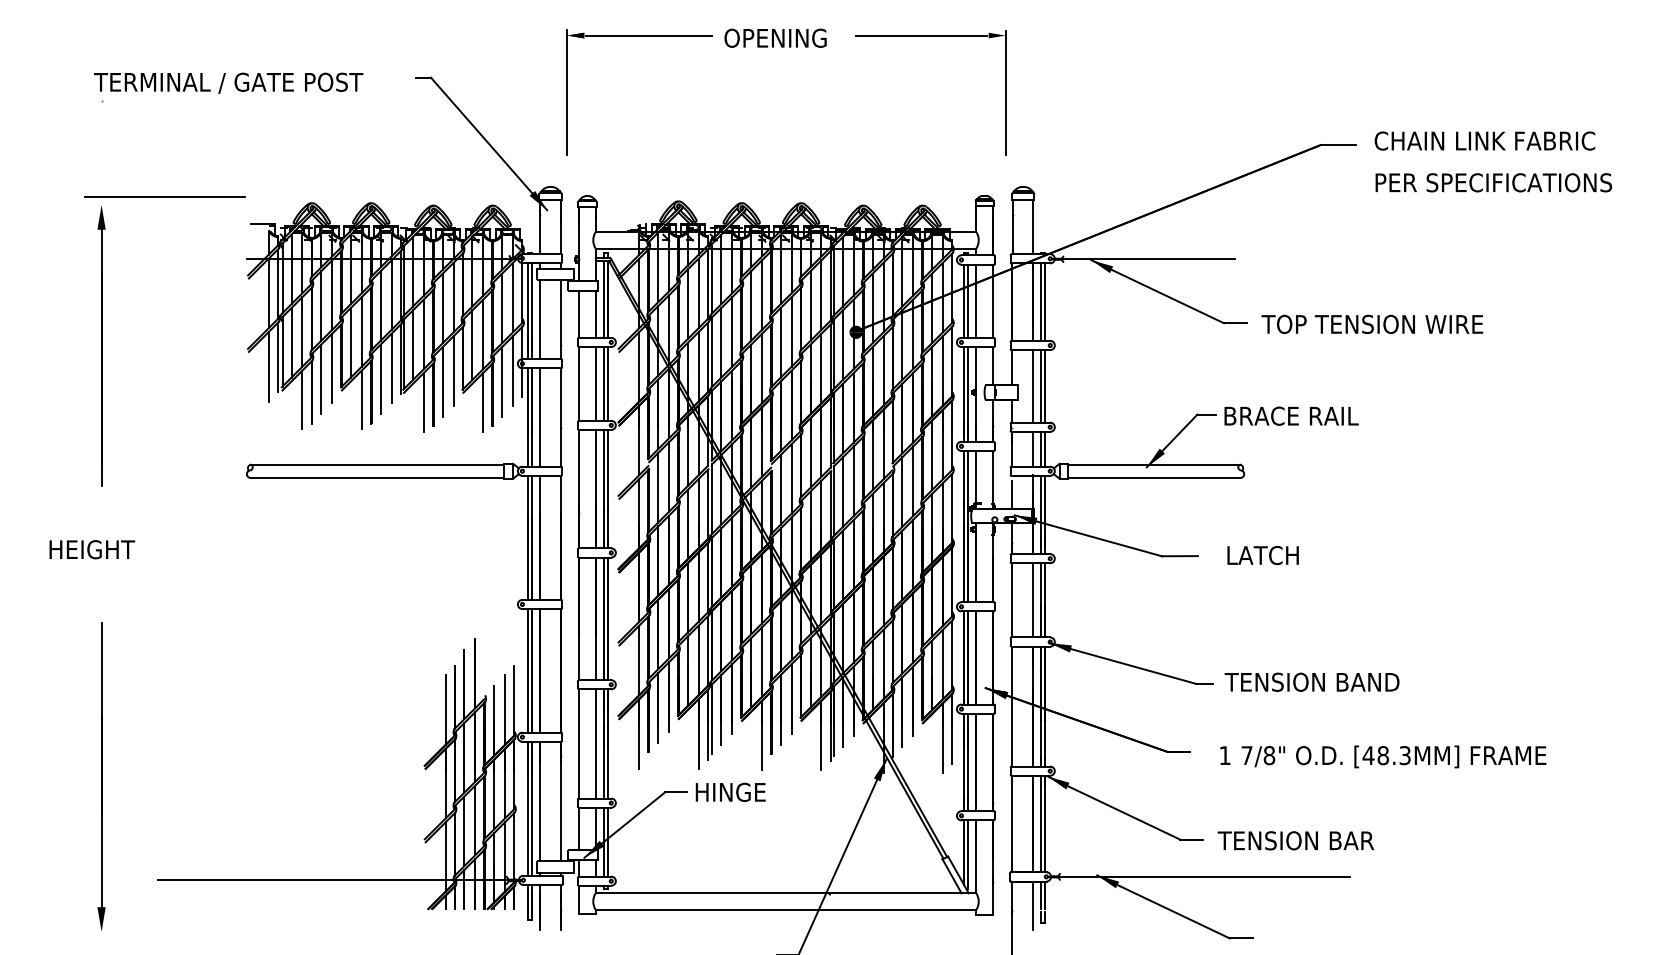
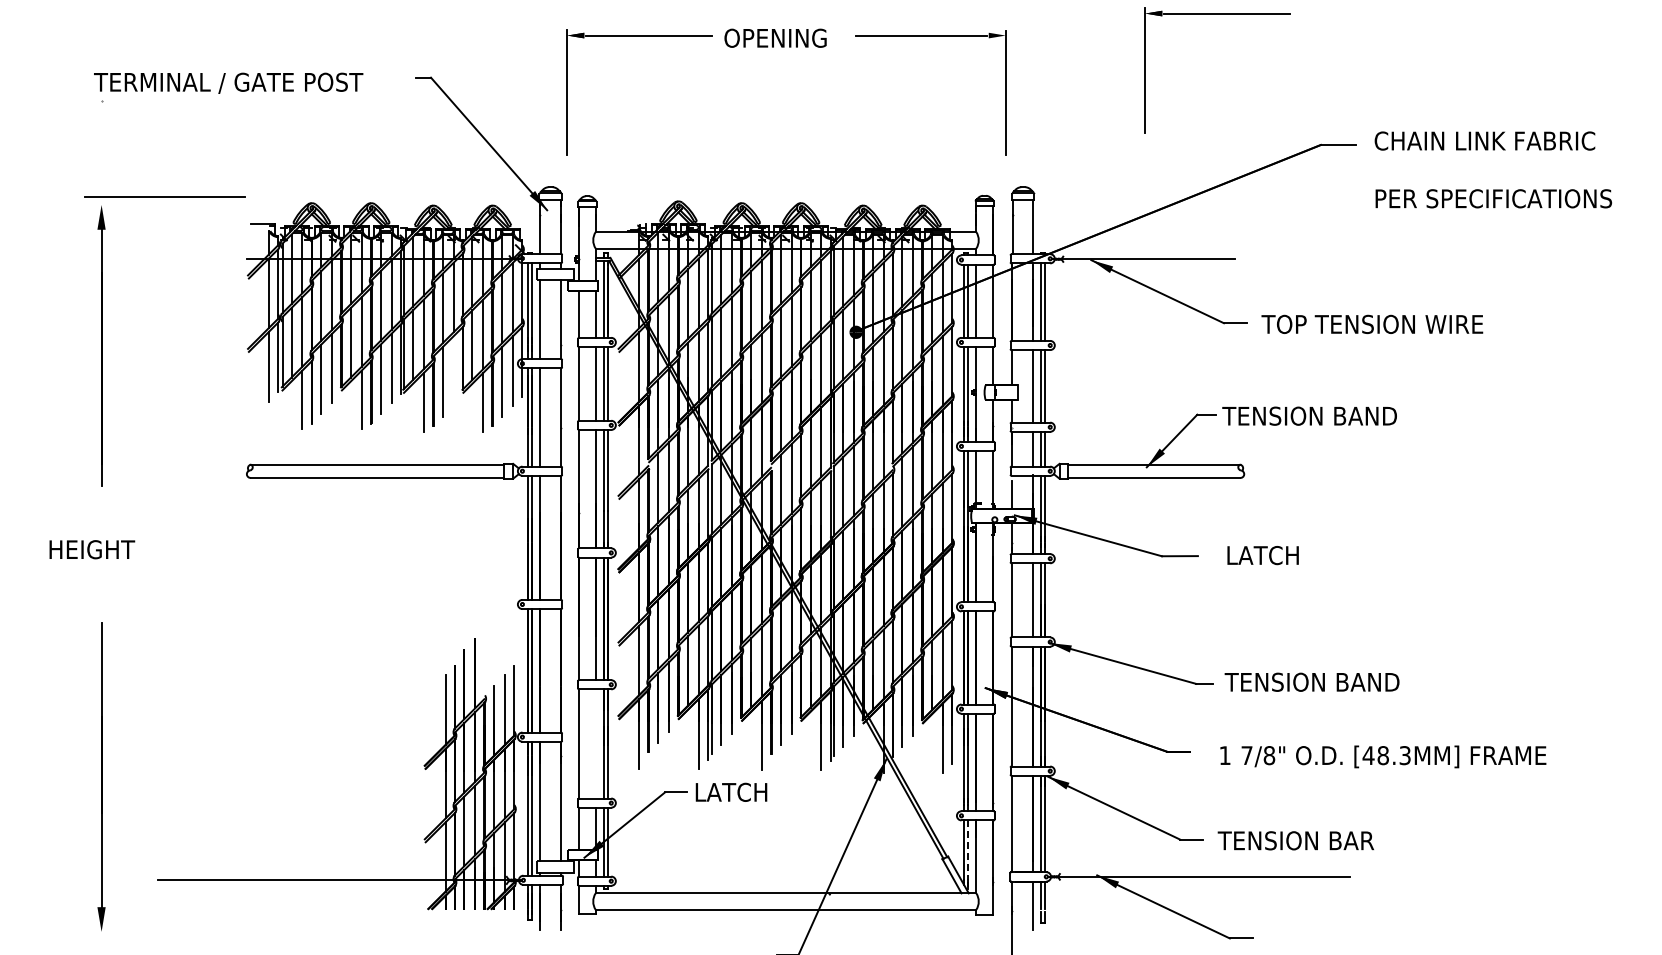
part: none -> present (1217, 14)
text position: (1493, 182) -> (1493, 198) (1493, 198)
line: present -> none (453, 370)
text: BRACE RAIL -> TENSION BAND (1309, 415)
line: present -> none (595, 743)
text: HINGE -> LATCH (732, 791)
line: solid -> dashed (968, 850)
